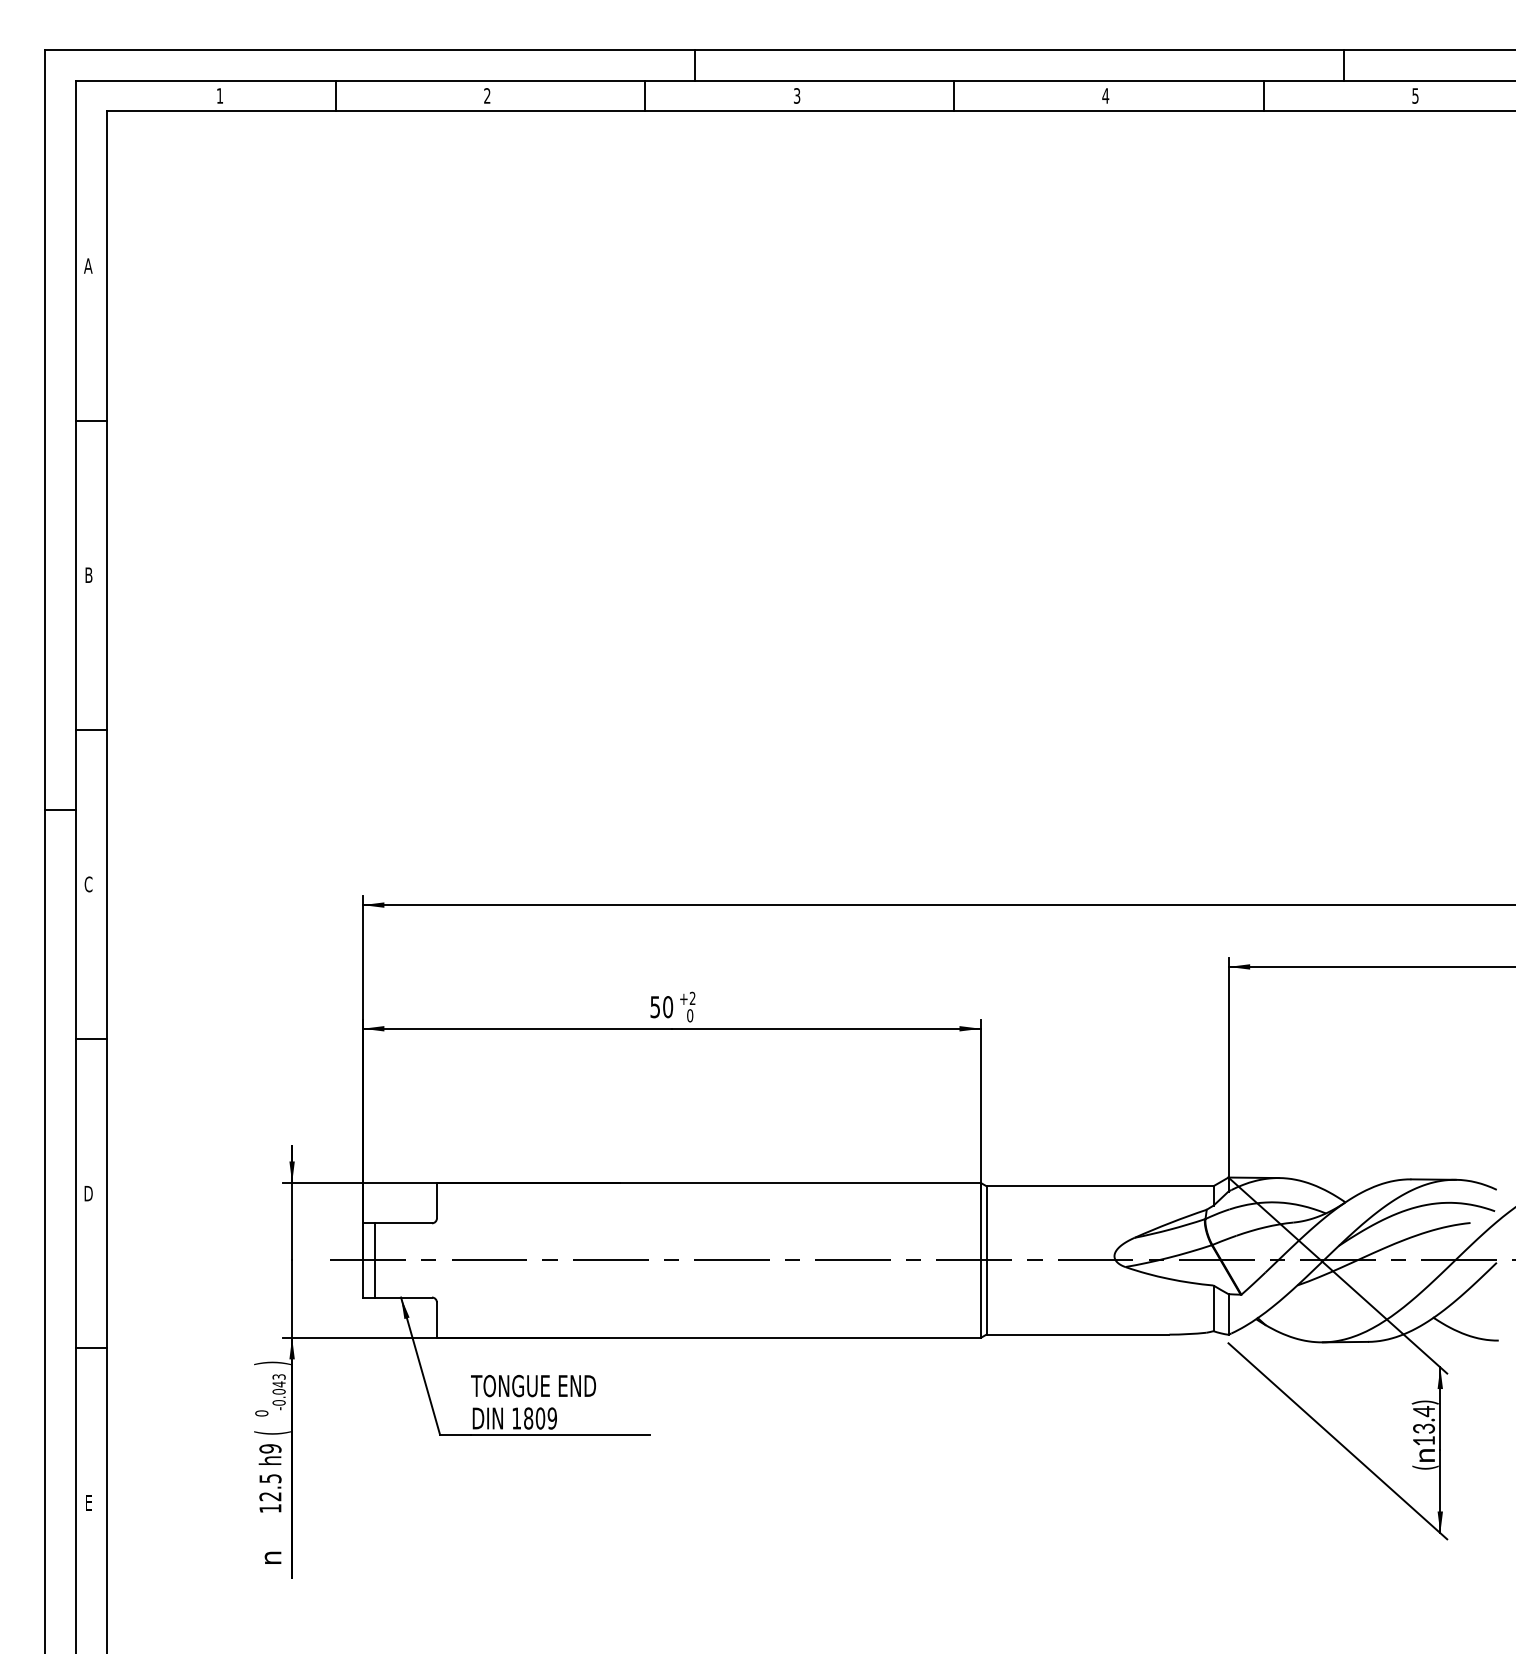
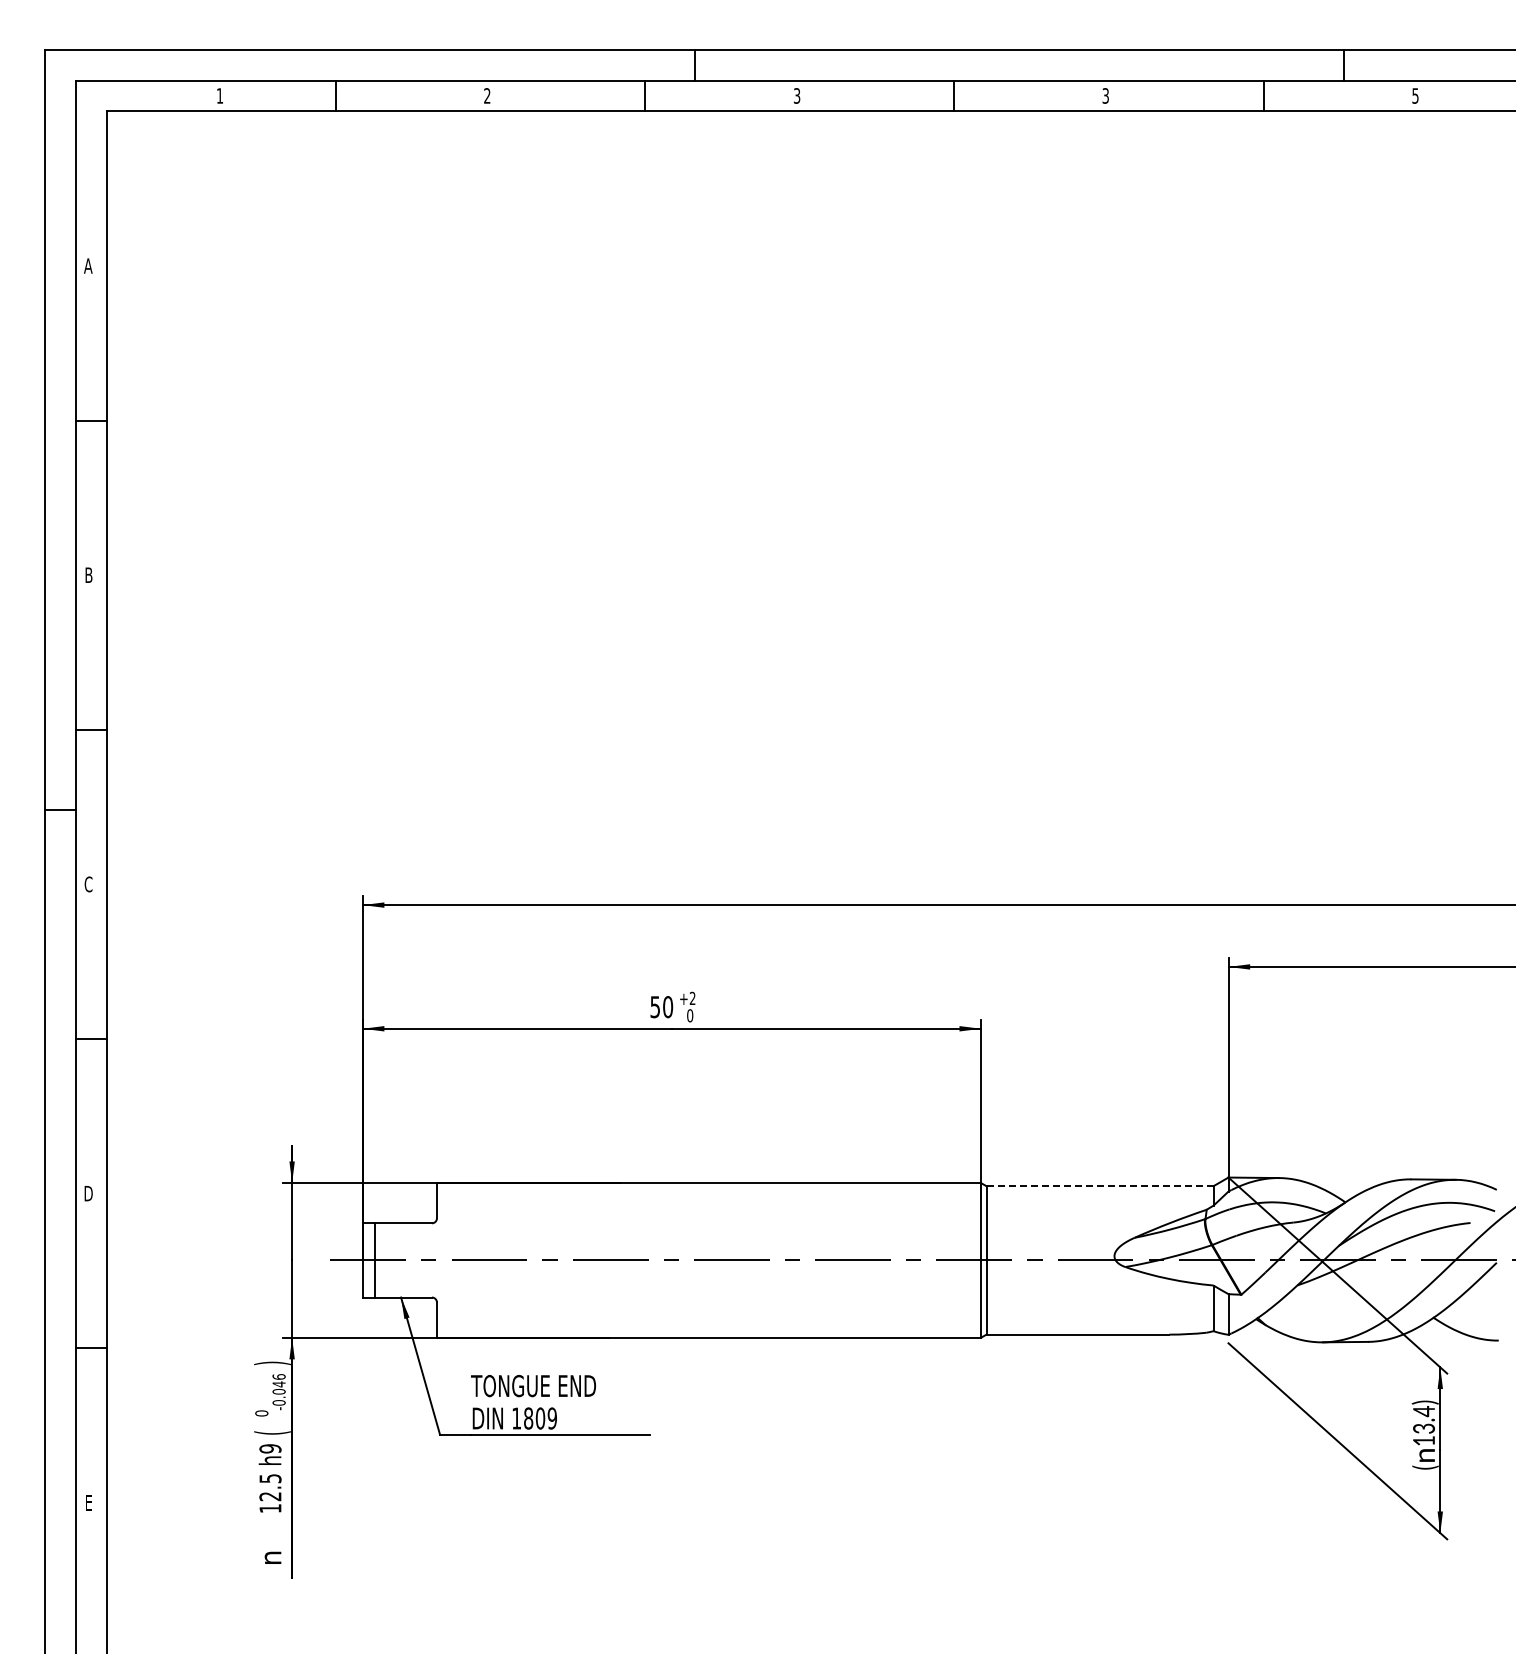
text: 4 -> 3 (1105, 95)
line: solid -> dashed (1100, 1186)
text: -0.043 -> -0.046 (278, 1376)
